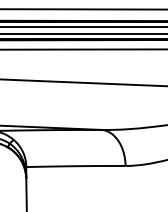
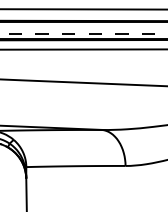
line: present -> none (83, 26)
line: solid -> dashed (84, 34)
